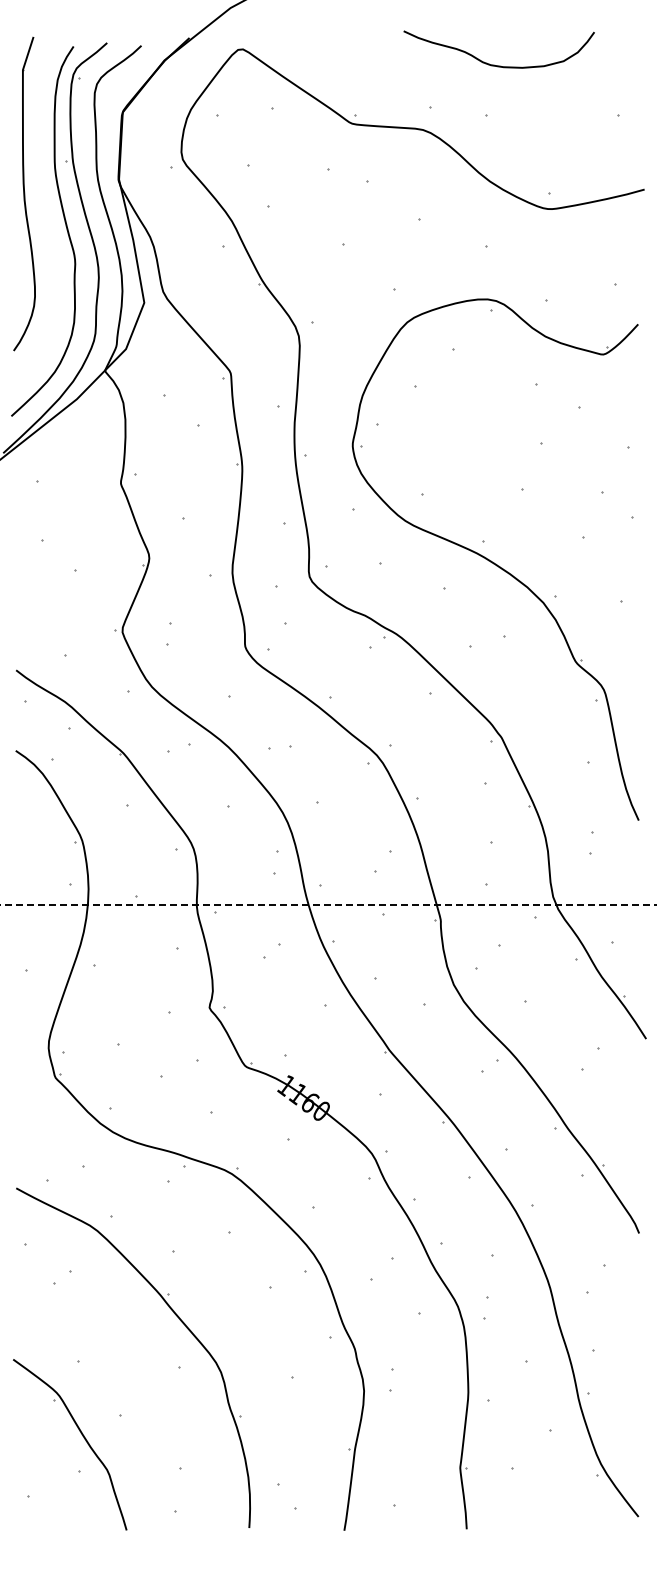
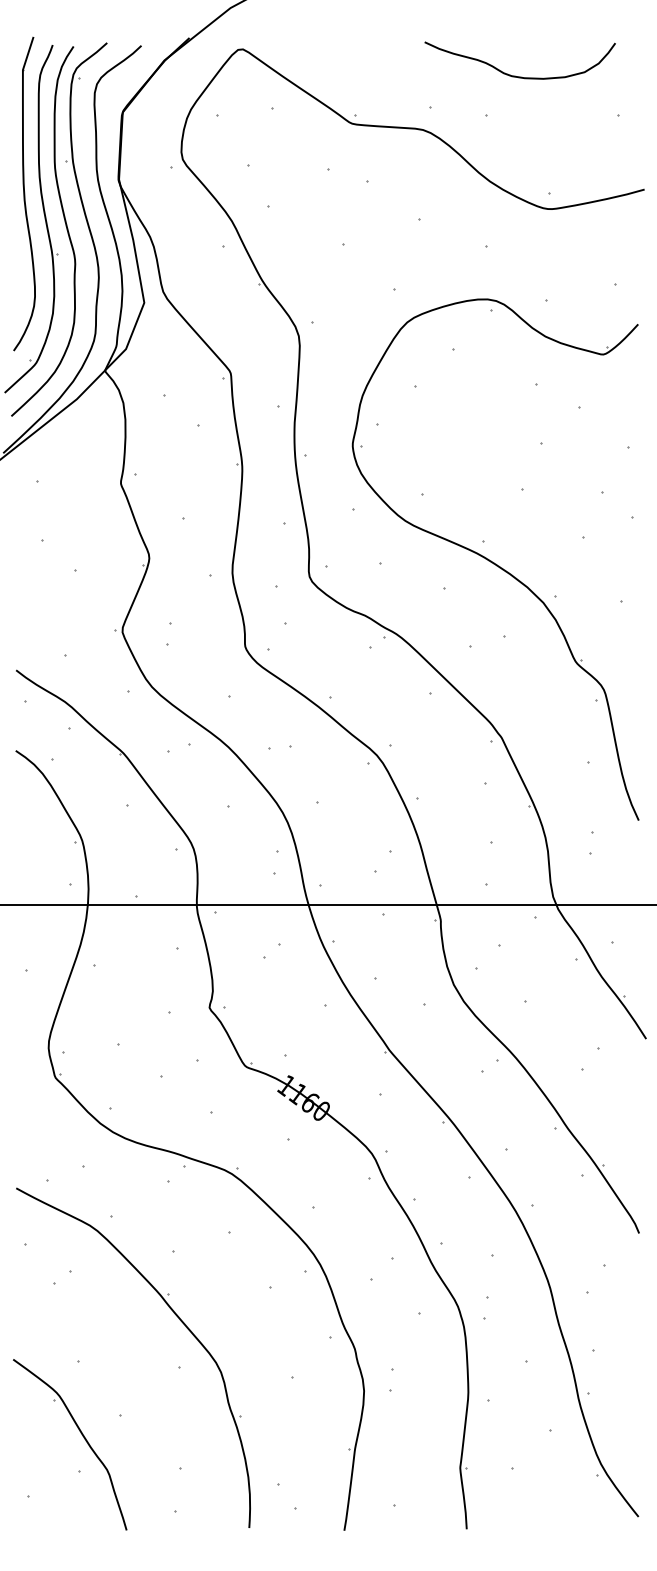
curve position: (494, 64) -> (515, 75) (515, 75)
part: none -> present (44, 219)
line: dashed -> solid (328, 904)
